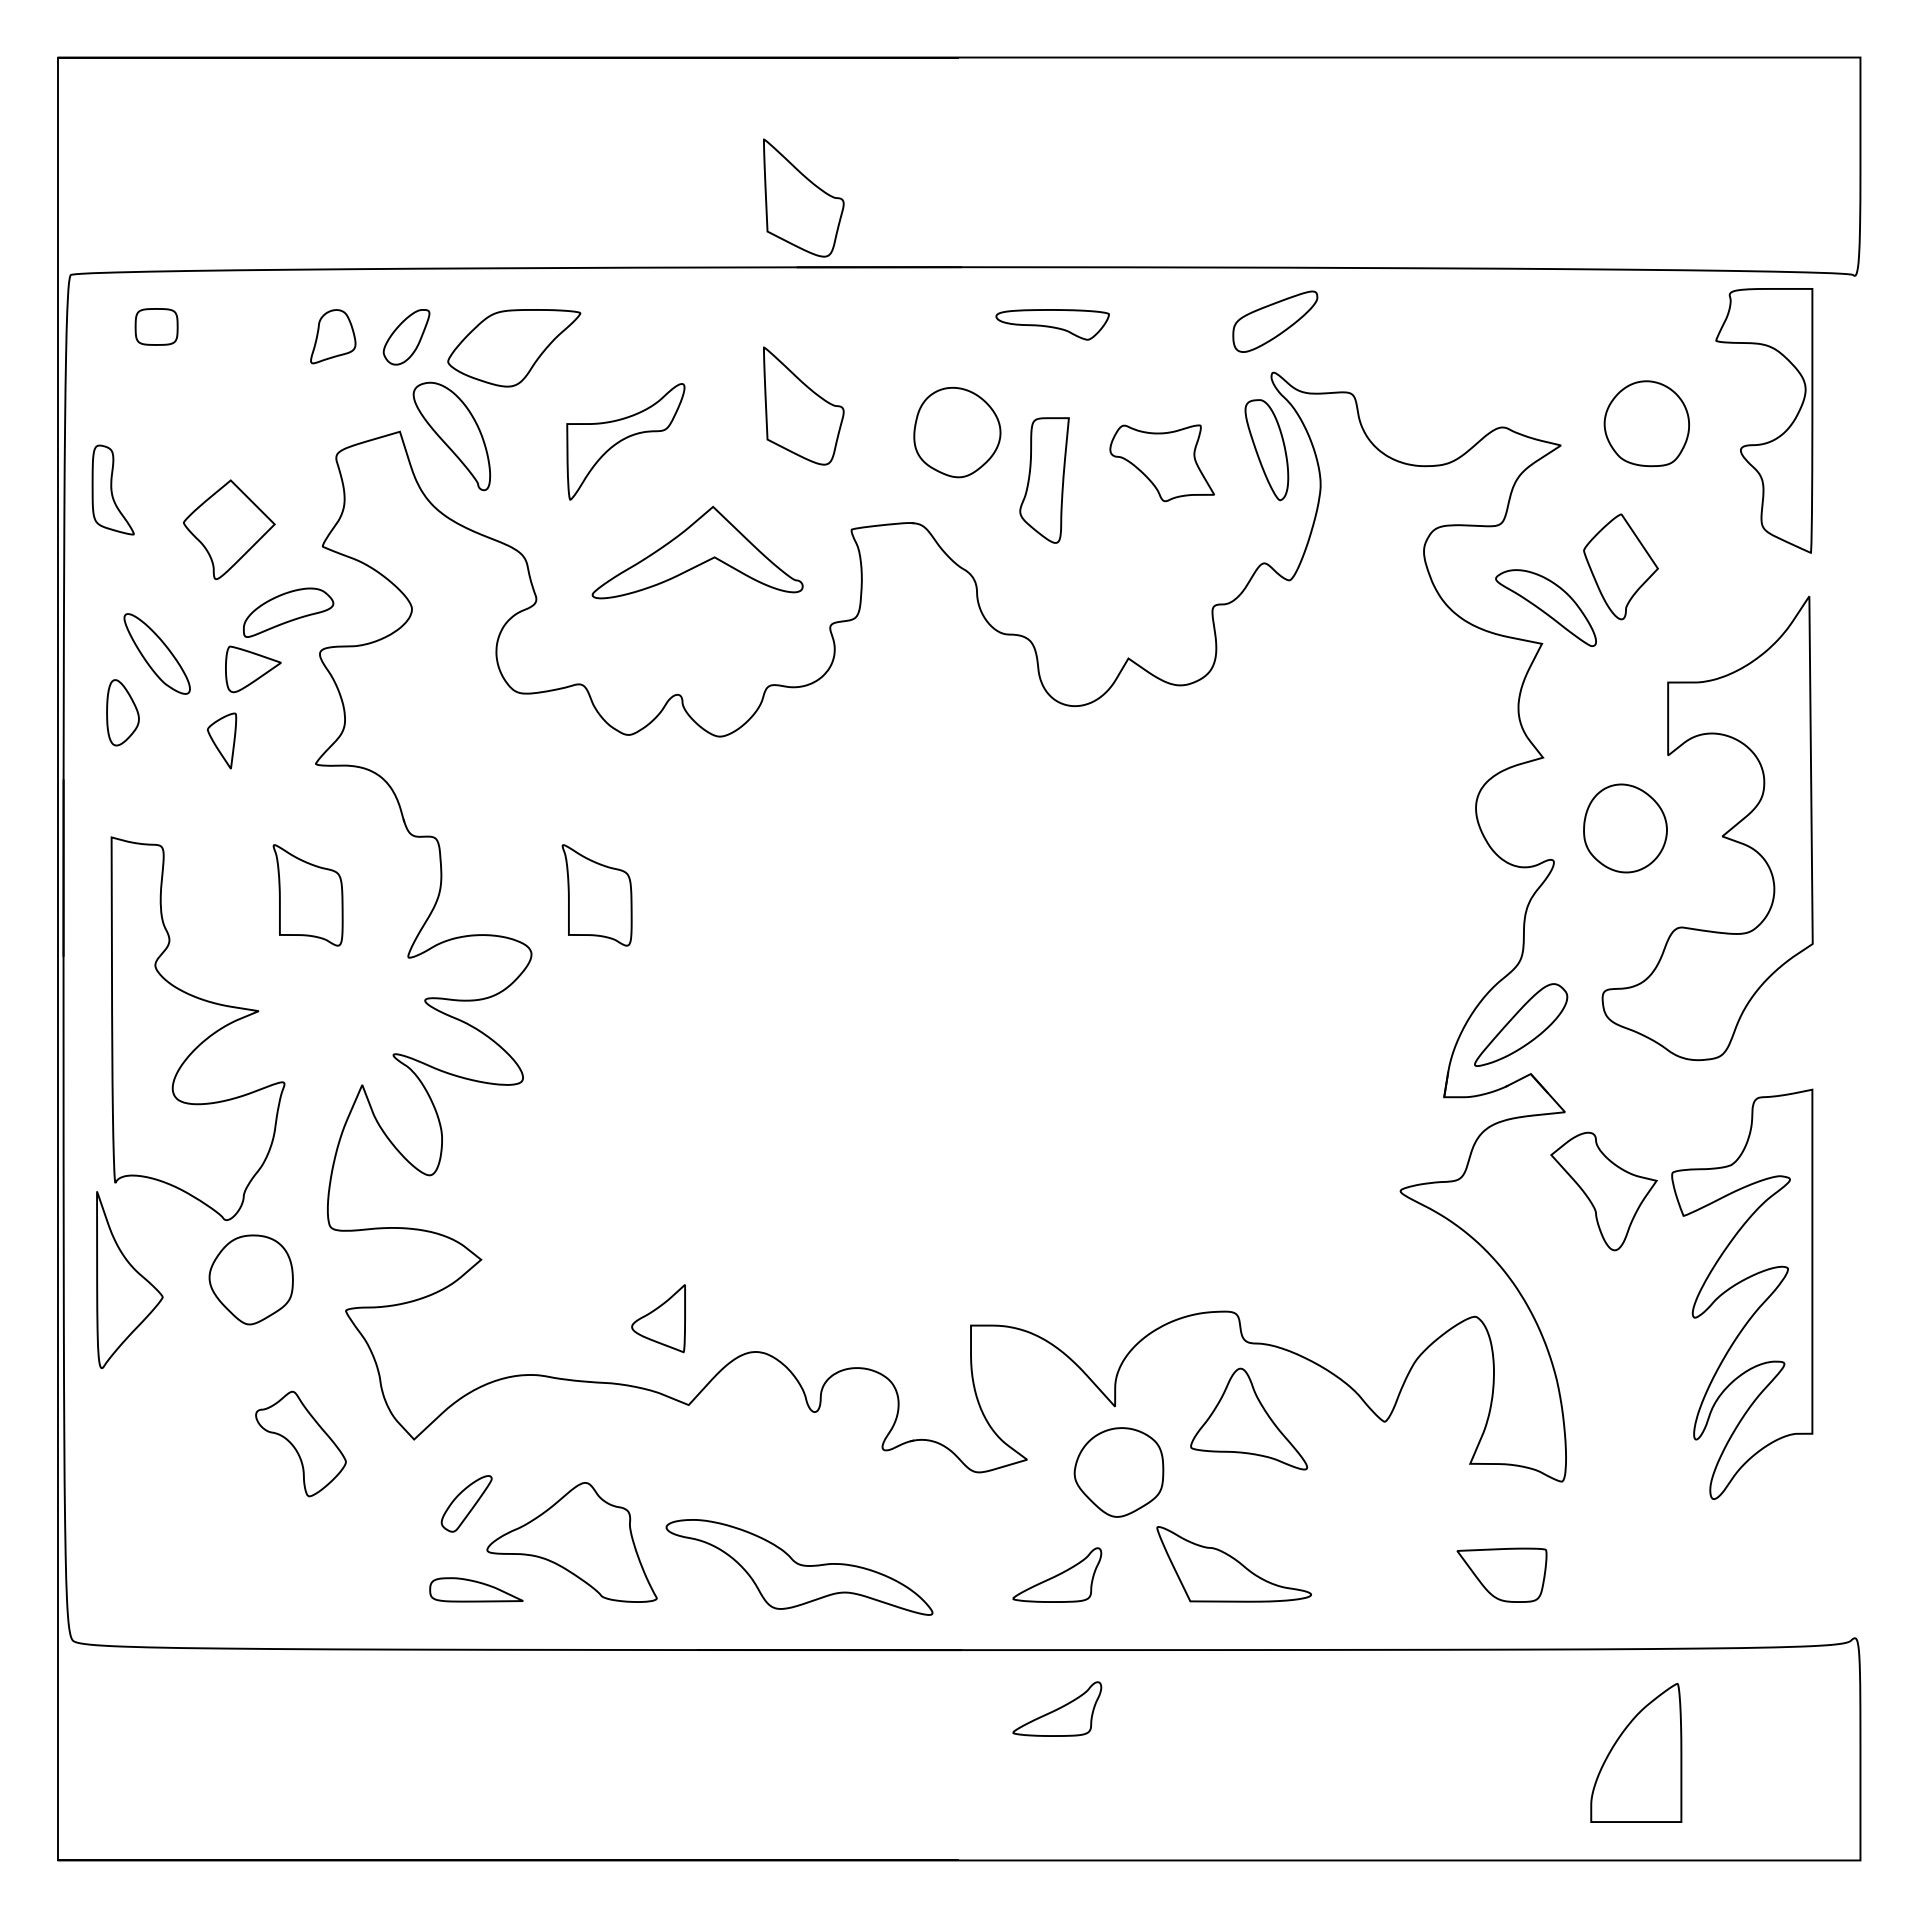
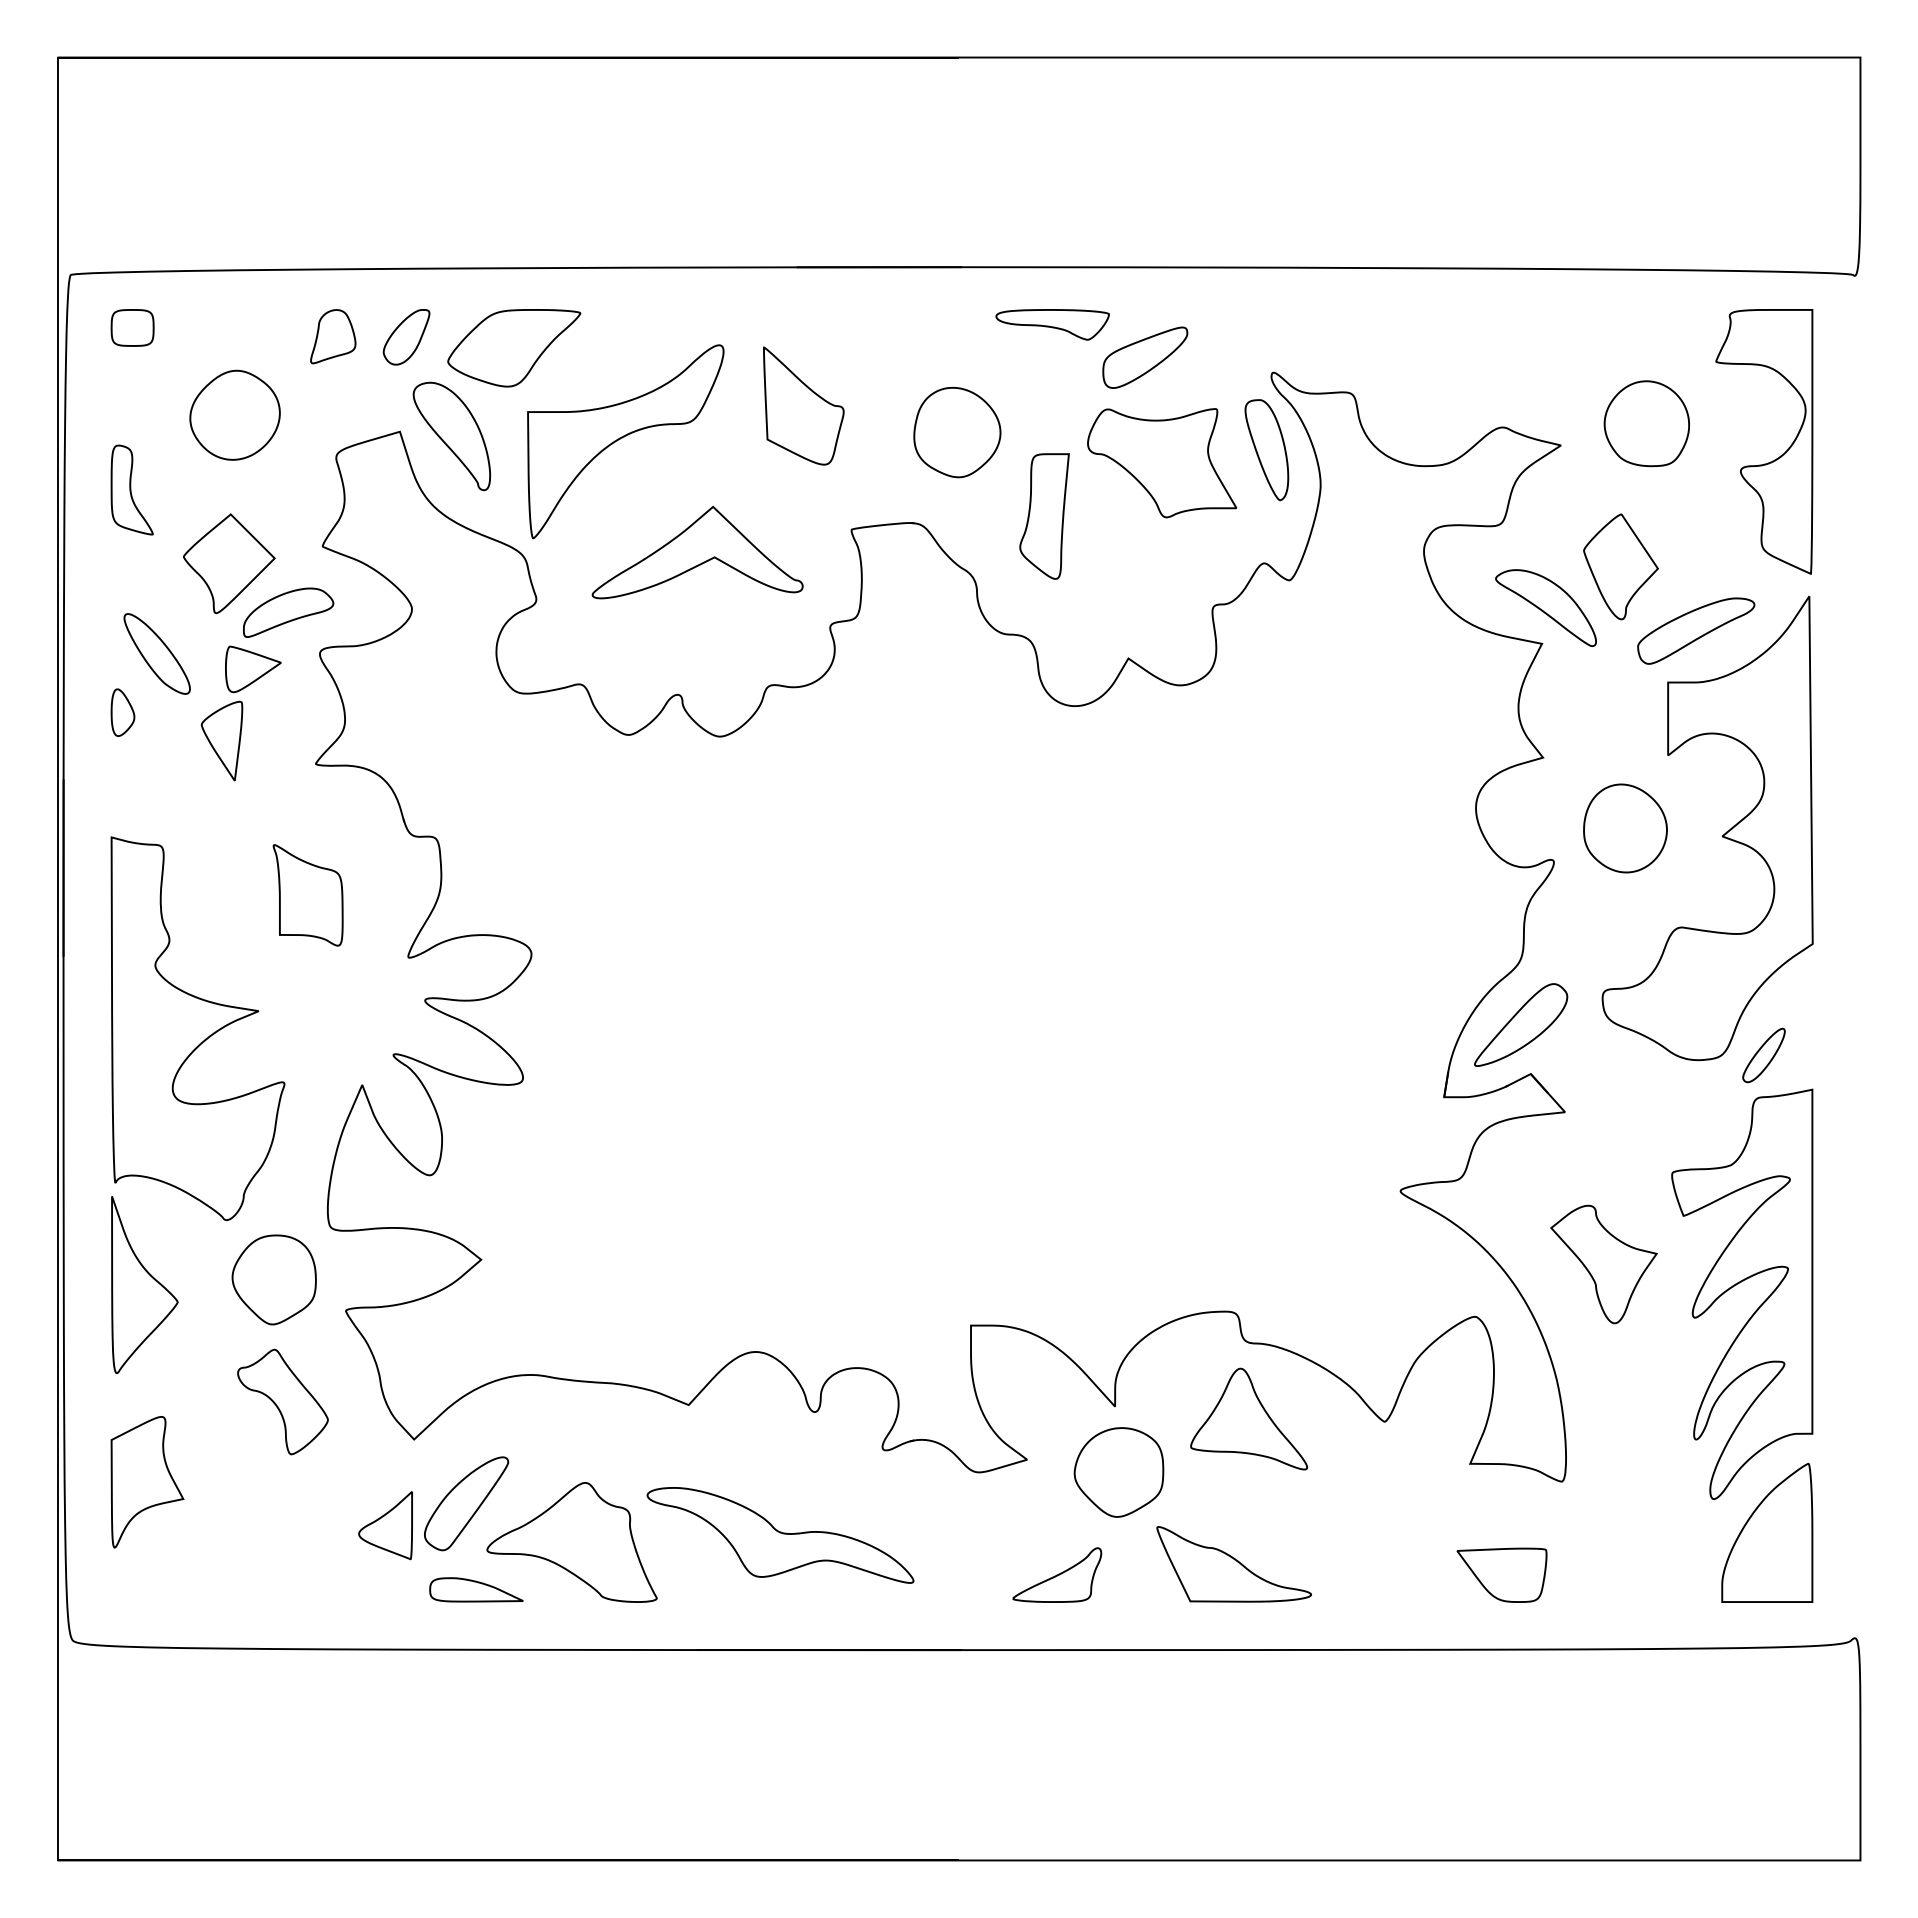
part: present -> none (803, 197)
part position: (1275, 321) -> (1145, 357) (1145, 357)
part position: (156, 326) -> (132, 327) (132, 327)
part: none -> present (234, 414)
part position: (1774, 438) -> (1774, 459) (1774, 459)
part size: 120x118 px -> 198x196 px (625, 441)
part size: 106x79 px -> 151x111 px (1162, 463)
part position: (1044, 480) -> (1044, 516) (1044, 516)
part position: (112, 489) -> (131, 489) (131, 489)
part position: (229, 529) -> (229, 563) (229, 563)
part: none -> present (1696, 630)
part size: 34x68 px -> 26x49 px (122, 712)
part size: 31x58 px -> 44x82 px (221, 740)
part: present -> none (596, 895)
part: none -> present (1763, 1055)
part position: (1603, 1191) -> (1603, 1264) (1603, 1264)
part position: (129, 1279) -> (144, 1284) (144, 1284)
part position: (250, 1279) -> (273, 1279) (273, 1279)
part position: (658, 1318) -> (385, 1525) (385, 1525)
part position: (300, 1443) -> (282, 1401) (282, 1401)
part: none -> present (147, 1482)
part size: 53x58 px -> 86x96 px (466, 1503)
part position: (799, 1567) -> (780, 1535) (780, 1535)
part: present -> none (1057, 1708)
part position: (1636, 1752) -> (1767, 1532) (1767, 1532)
